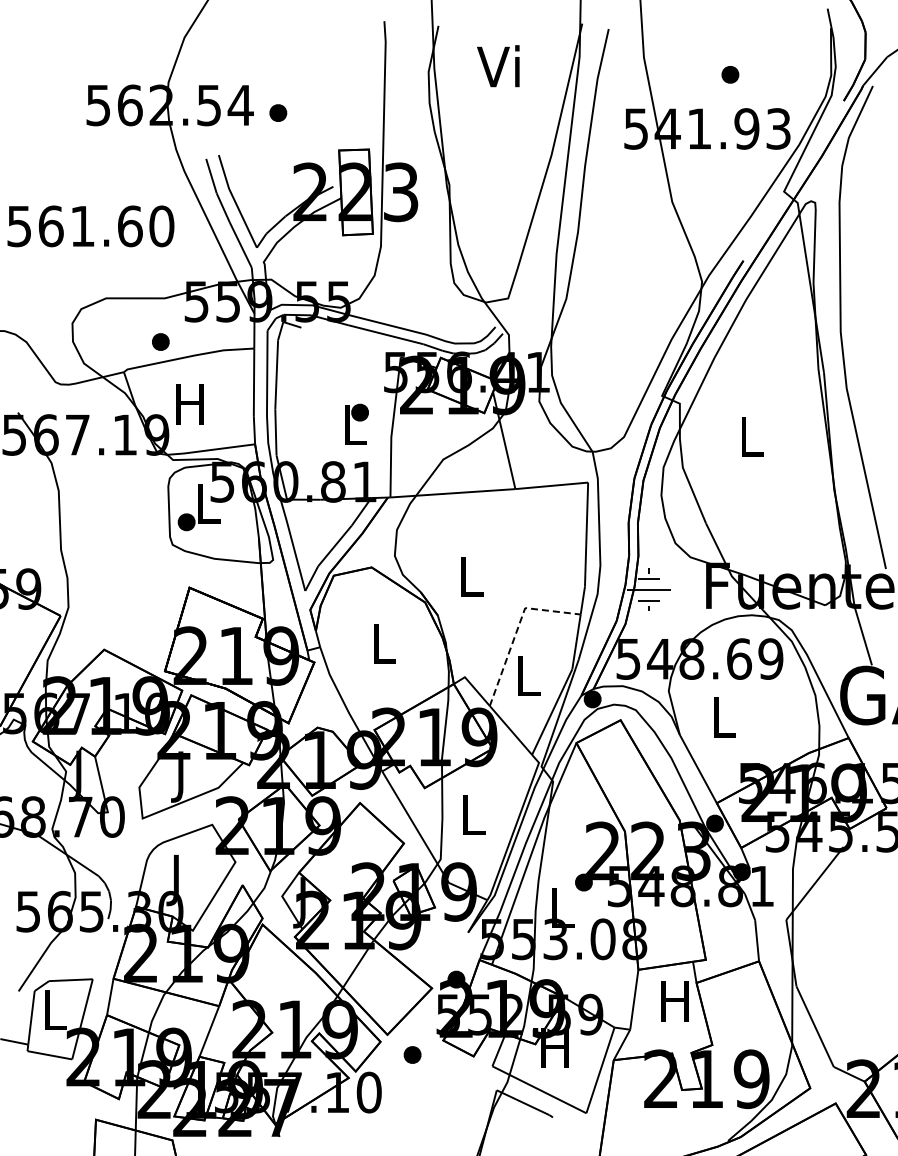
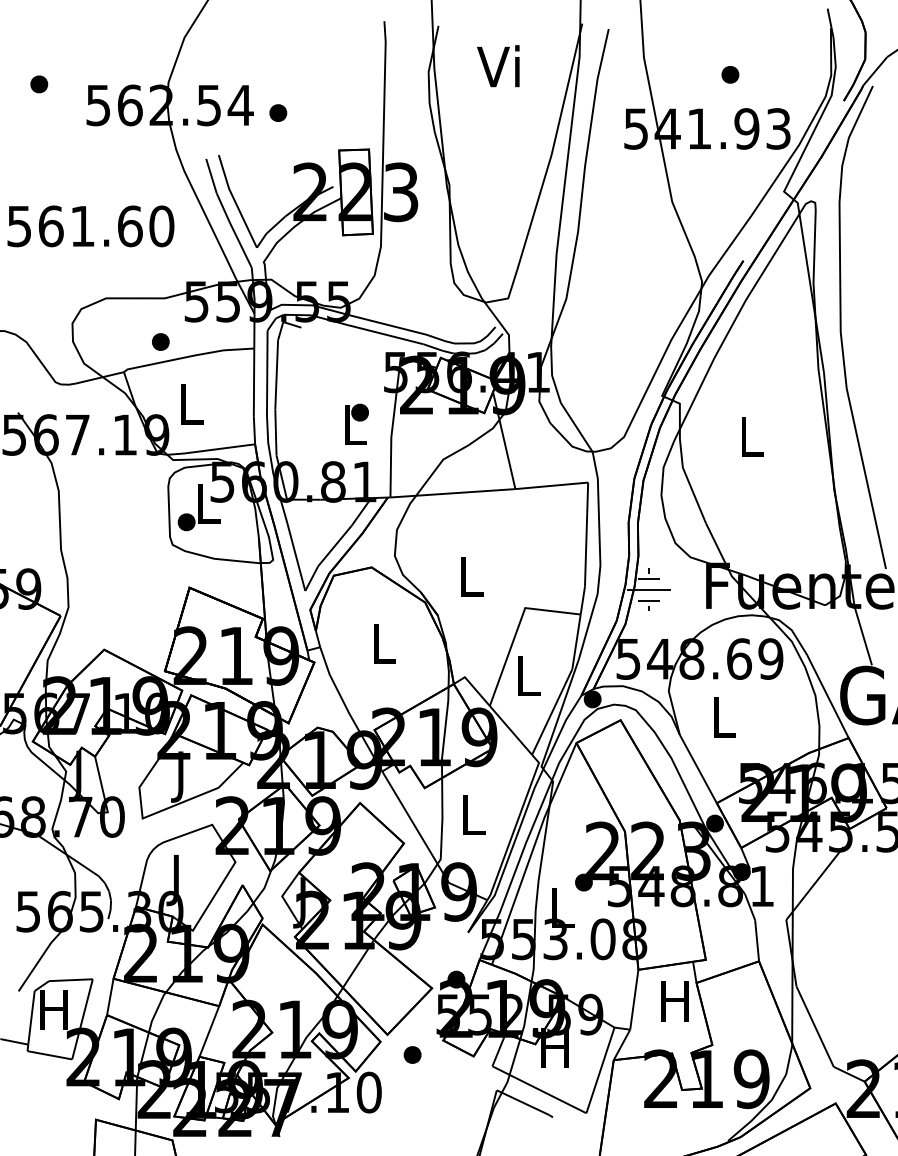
part: none -> present (39, 84)
text: H -> L (189, 404)
line: dashed -> solid (517, 630)
text: L -> H (53, 1009)
